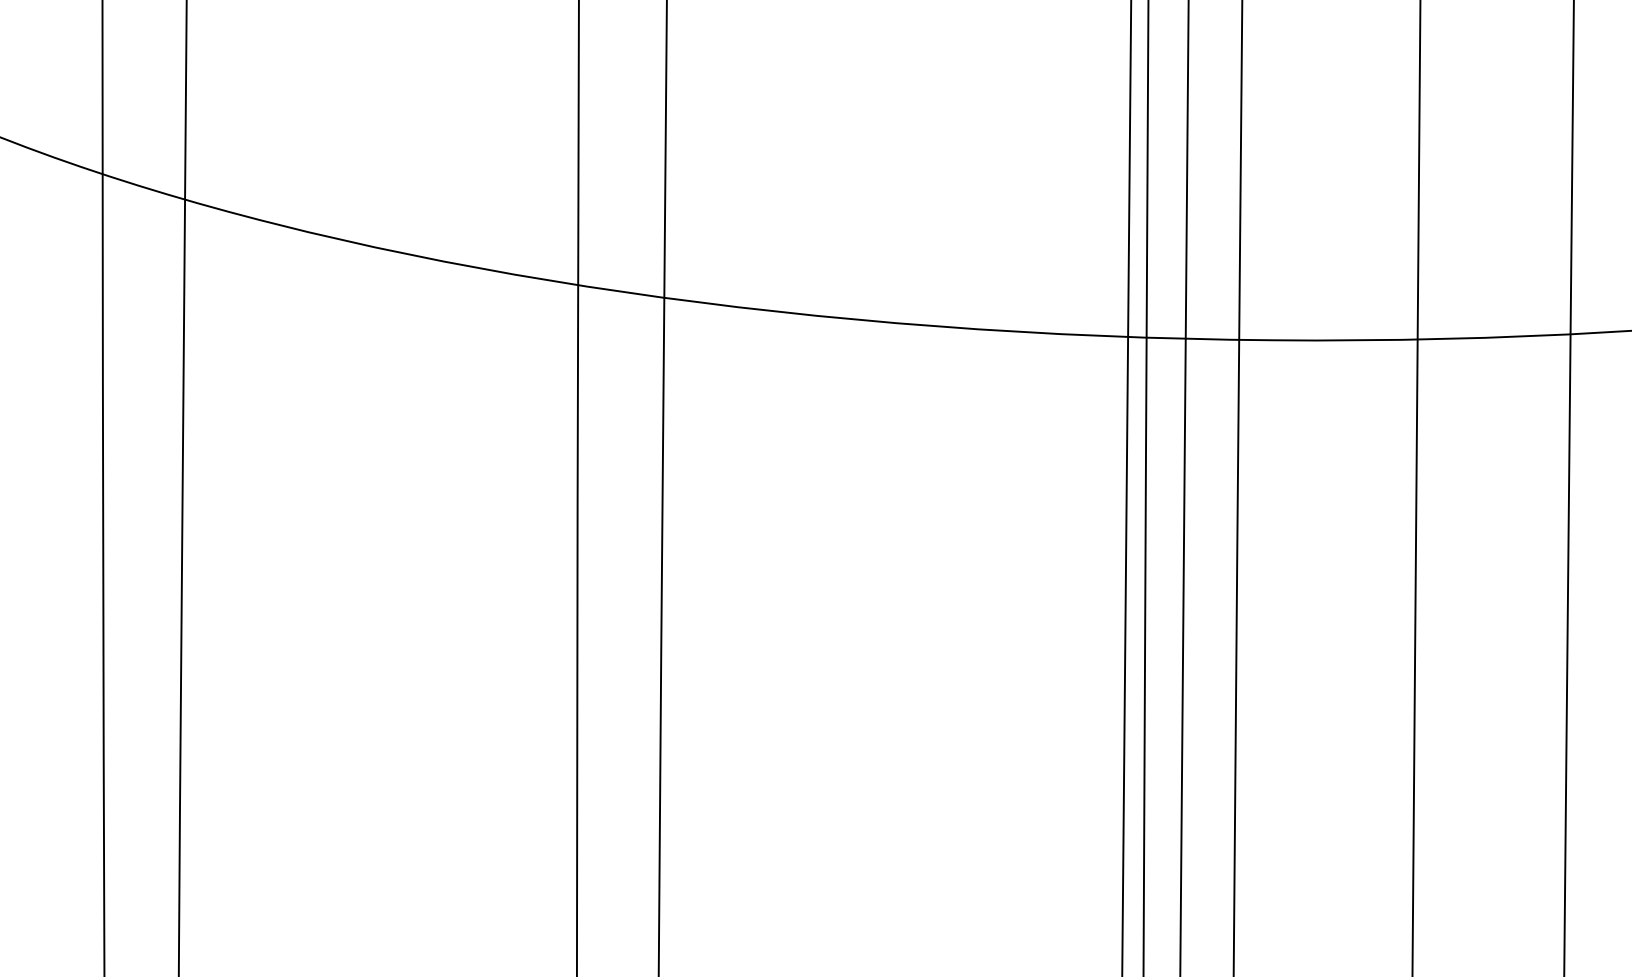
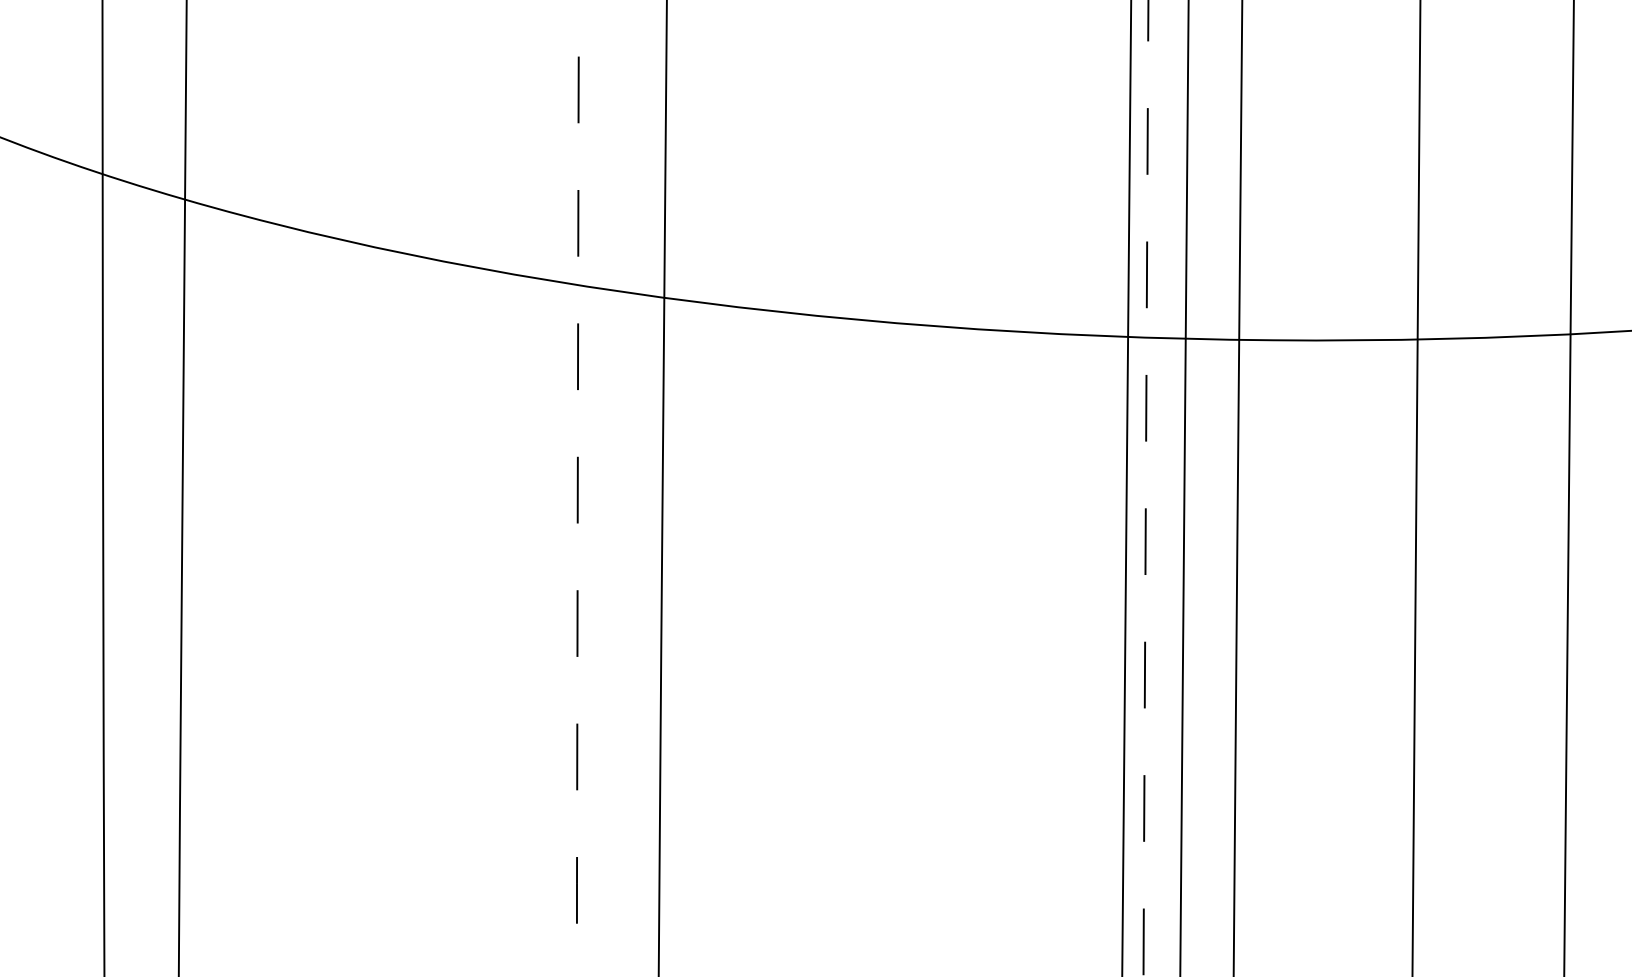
arc: solid -> dashed (1145, 487)
arc: solid -> dashed (577, 488)
